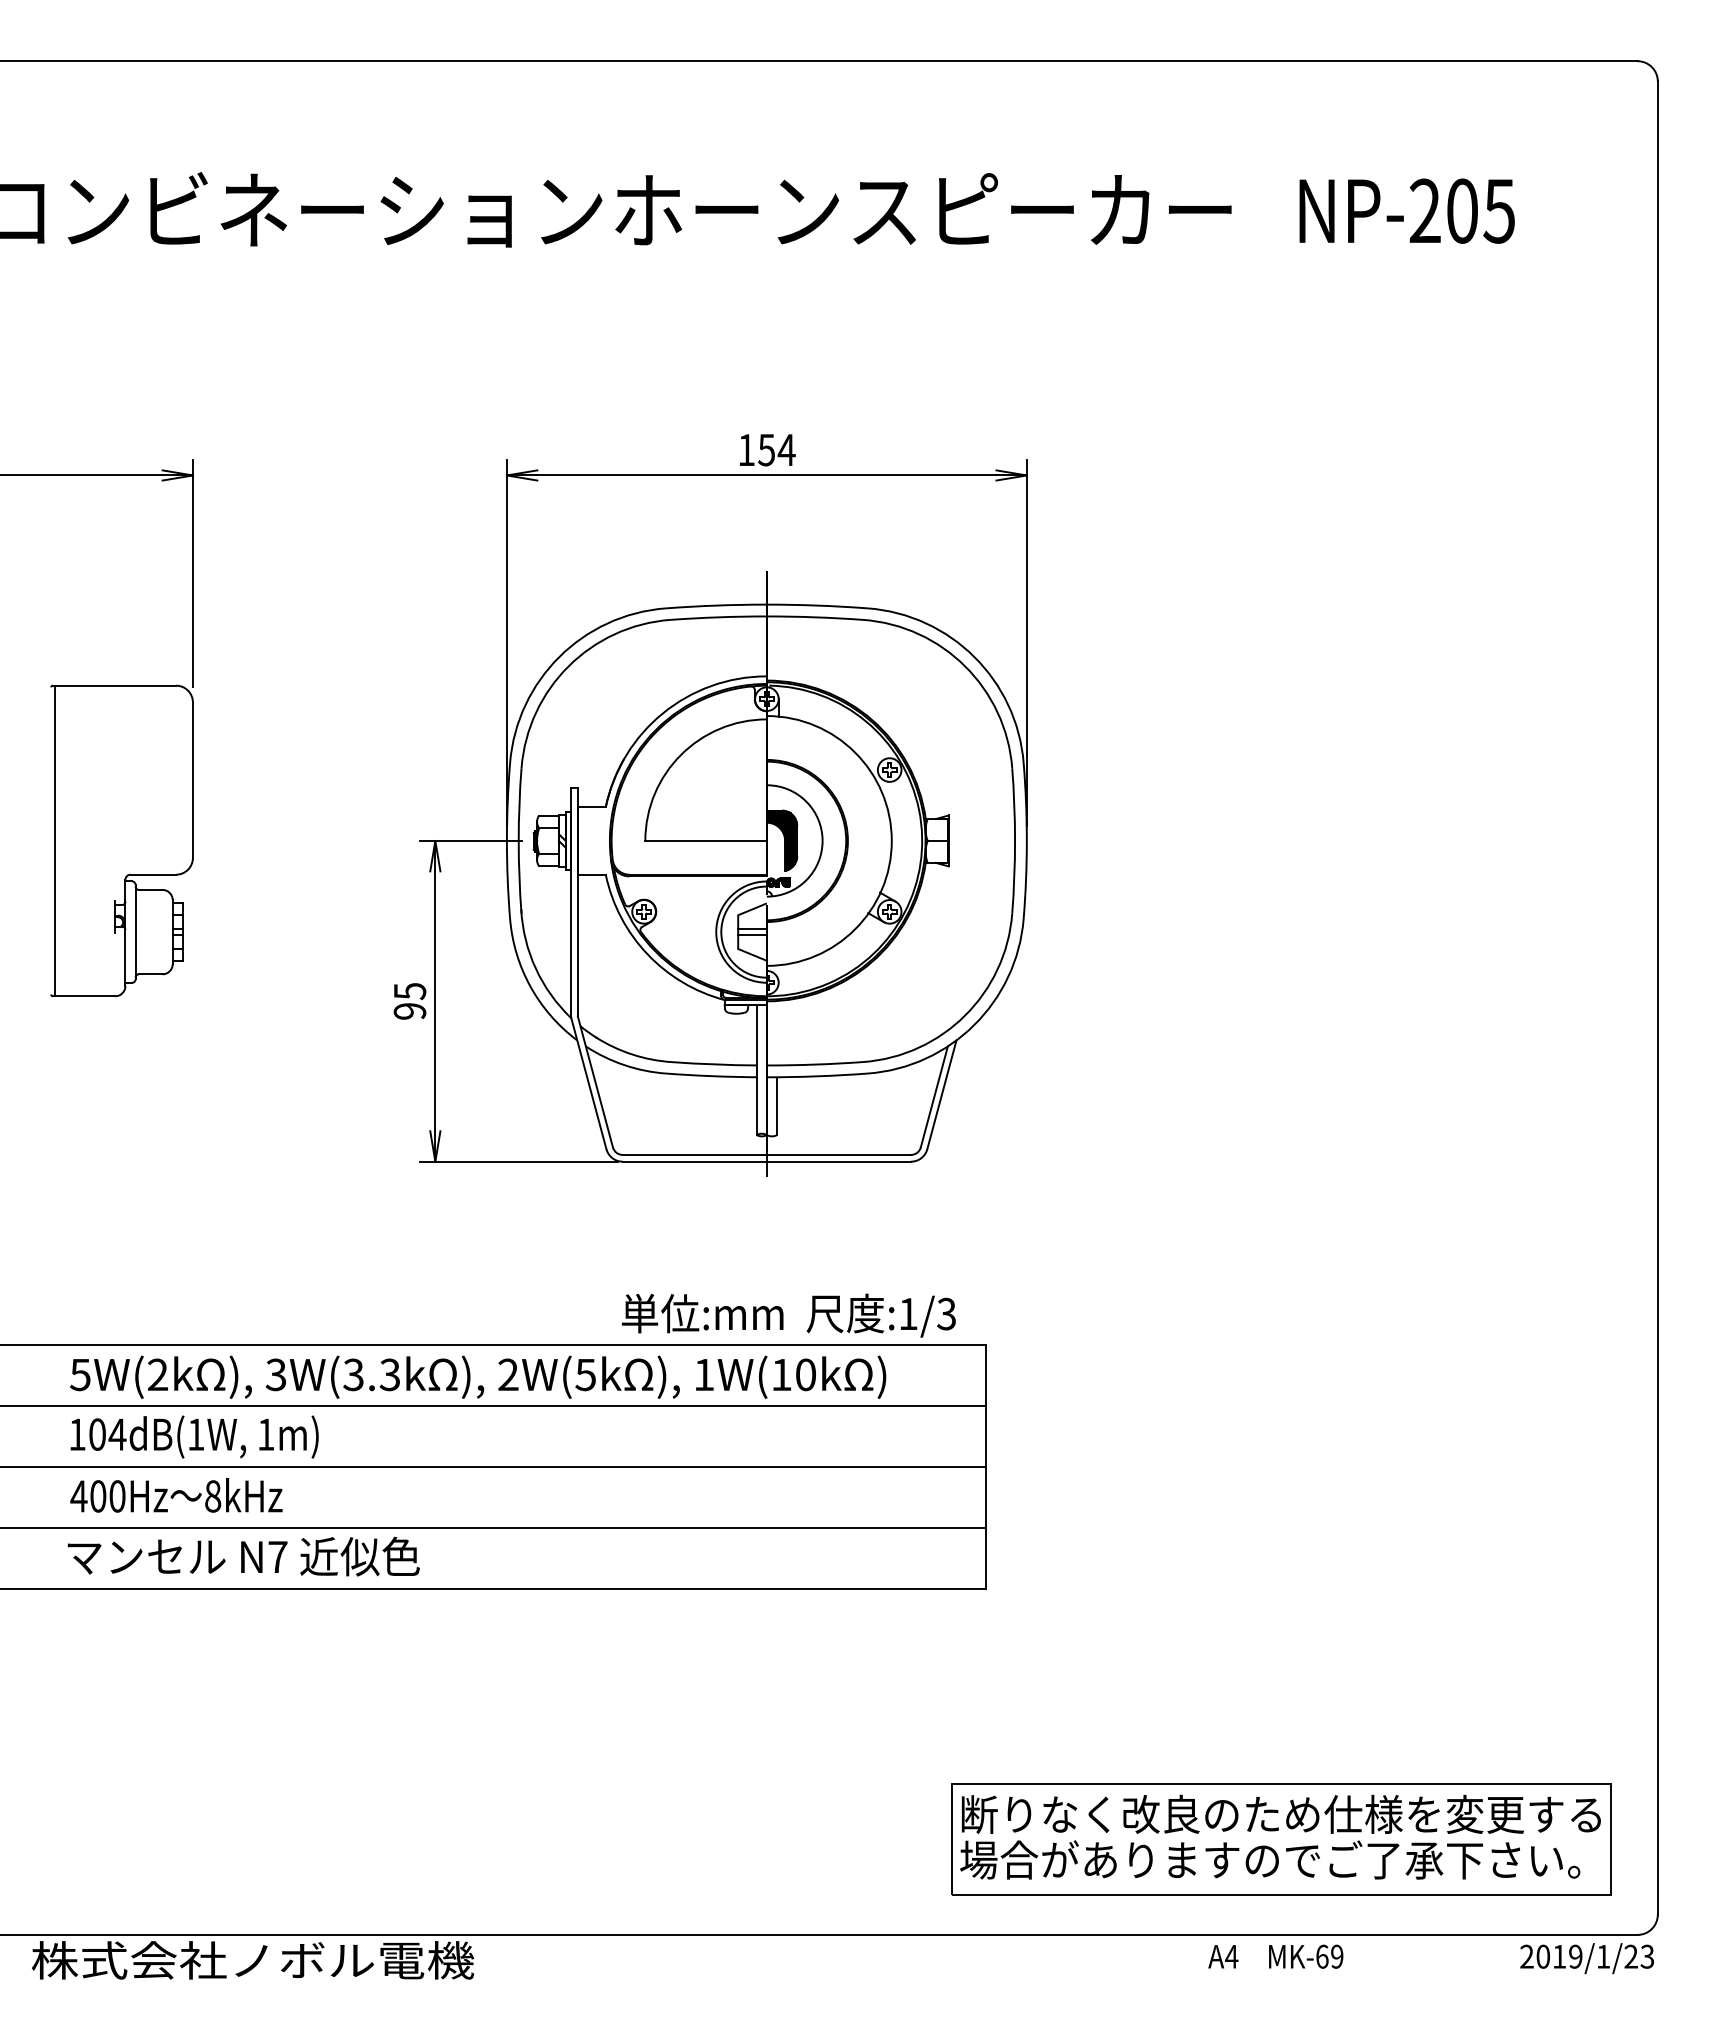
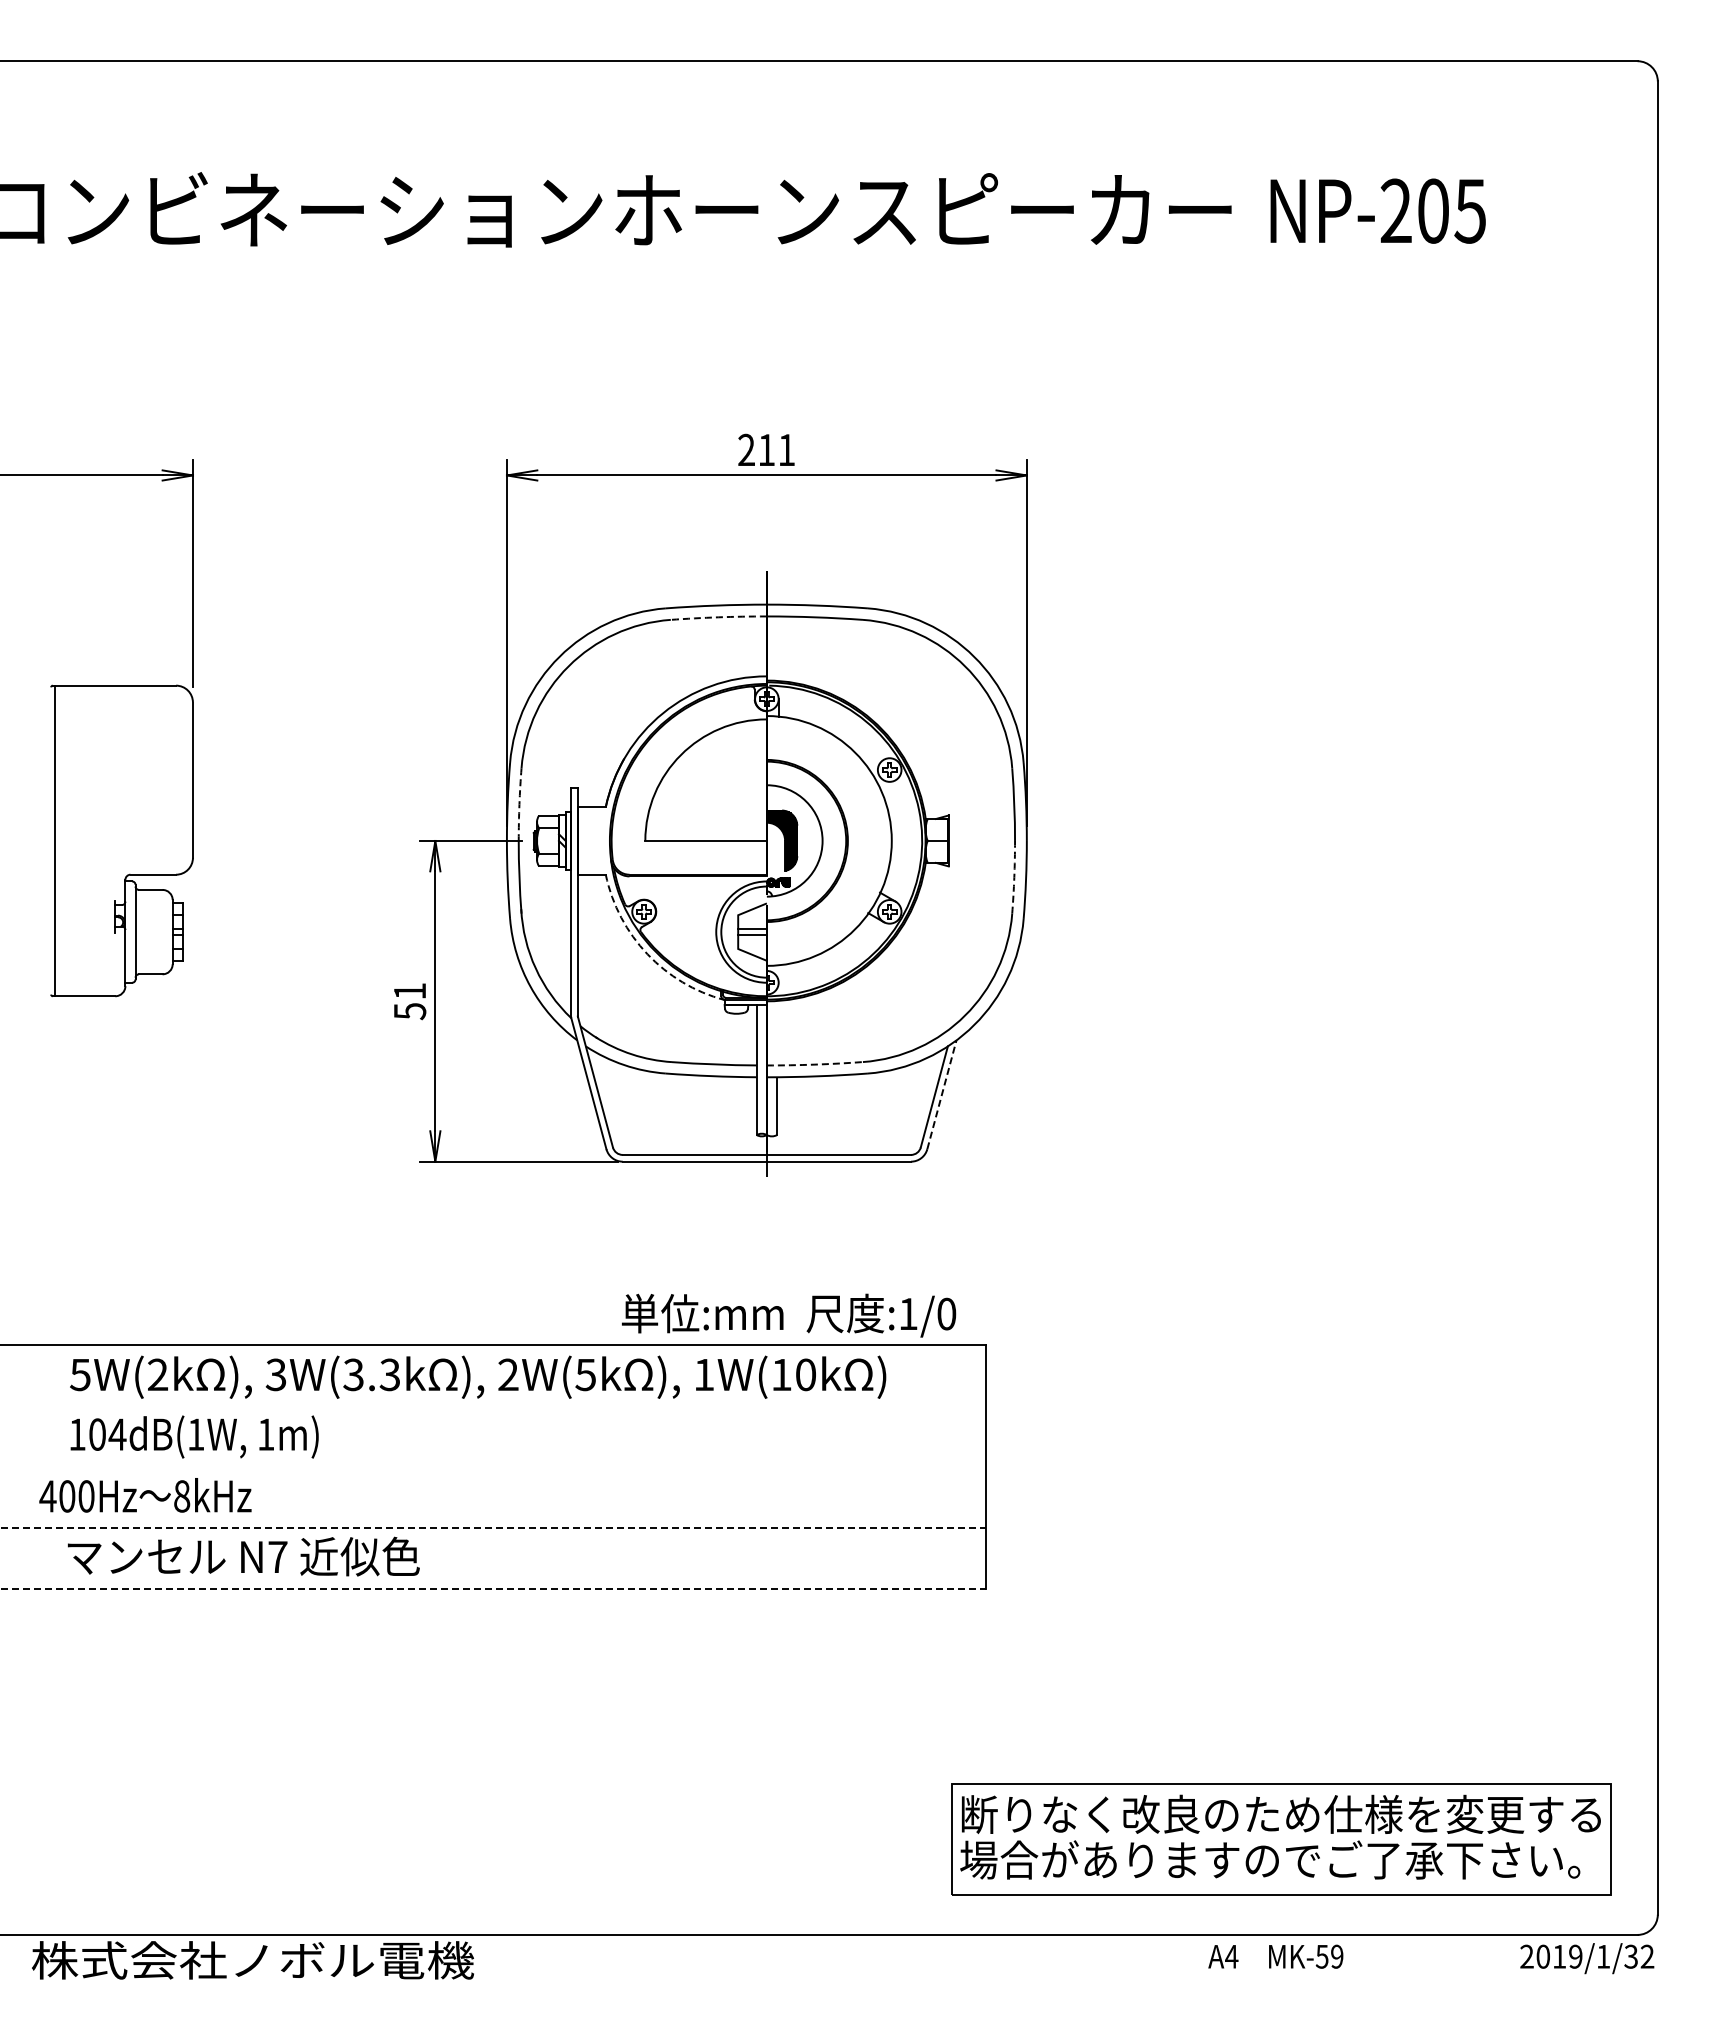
text position: (1406, 210) -> (1377, 210) (1377, 210)
text: 154 -> 211 (766, 449)
arc: solid -> dashed (718, 617)
arc: solid -> dashed (519, 804)
arc: solid -> dashed (1014, 877)
arc: solid -> dashed (647, 954)
text: 95 -> 51 (409, 1001)
arc: solid -> dashed (814, 1064)
line: solid -> dashed (942, 1094)
text: :1/3 -> :1/0 (946, 1313)
line: present -> none (494, 1406)
line: present -> none (494, 1467)
text position: (176, 1495) -> (145, 1495) (145, 1495)
line: solid -> dashed (493, 1527)
line: solid -> dashed (493, 1588)
text: MK-69 -> MK-59 (1321, 1956)
text: 2019/1/23 -> 2019/1/32 (1639, 1956)
